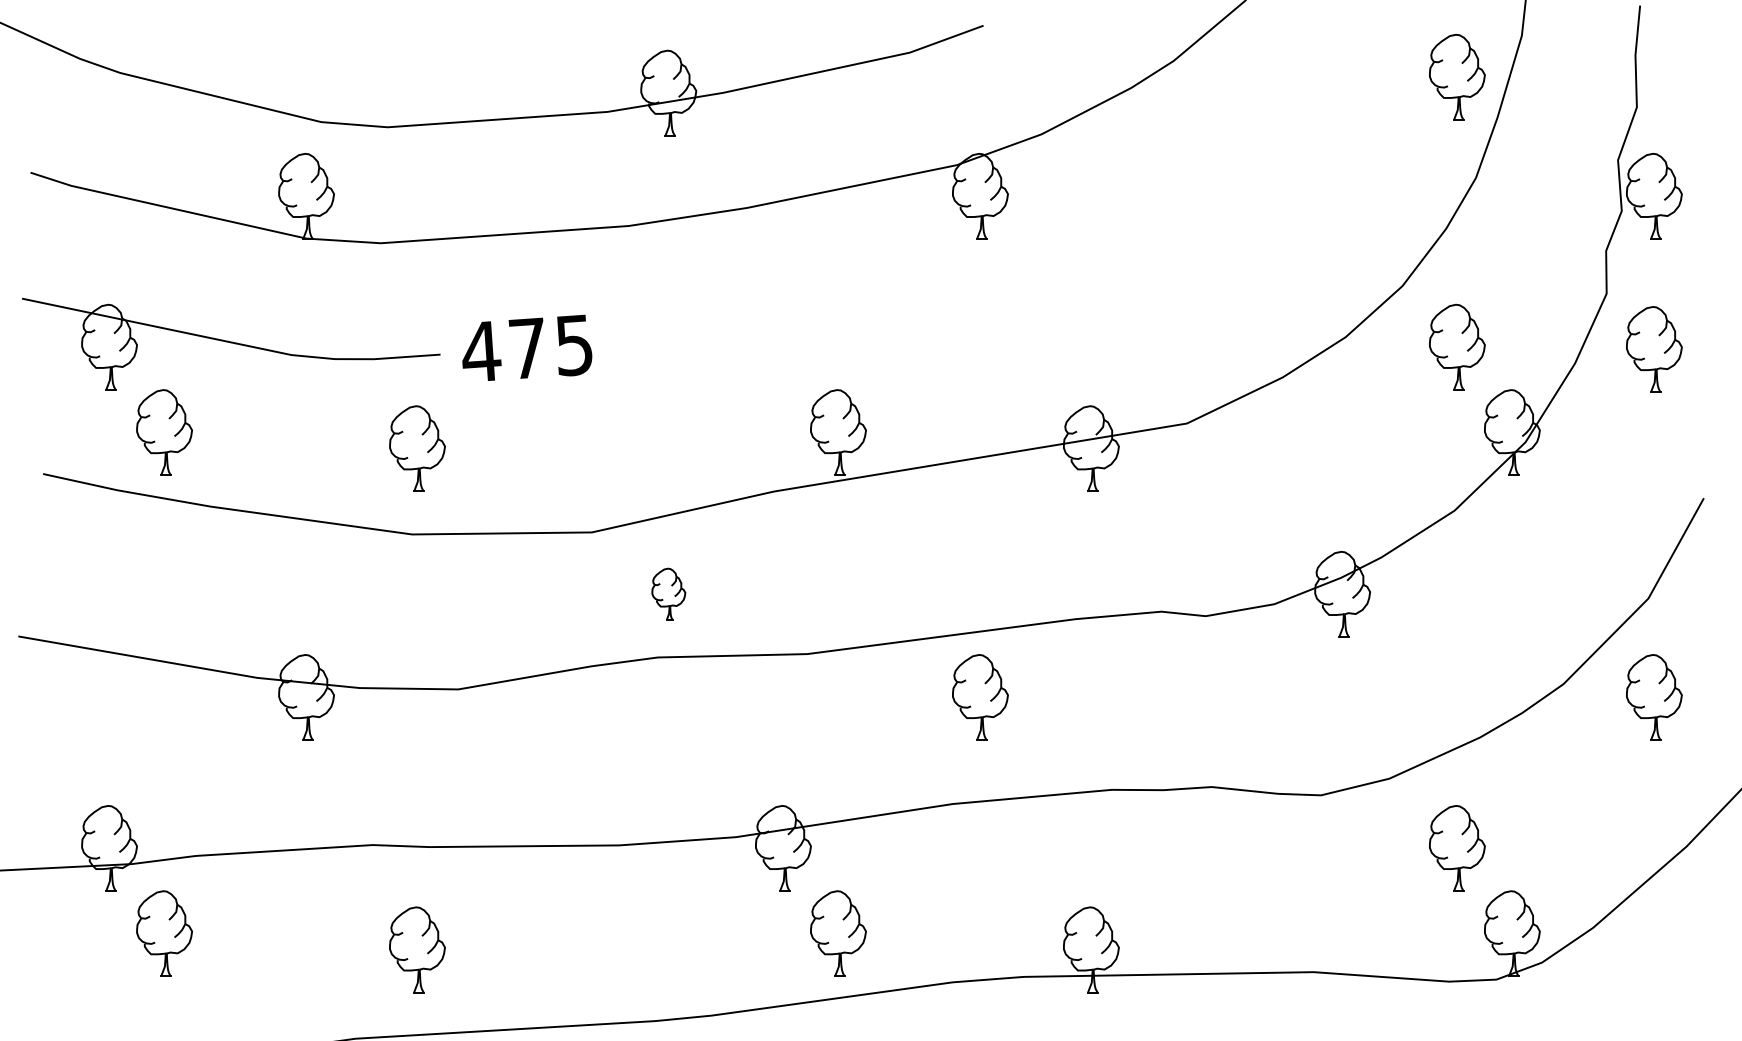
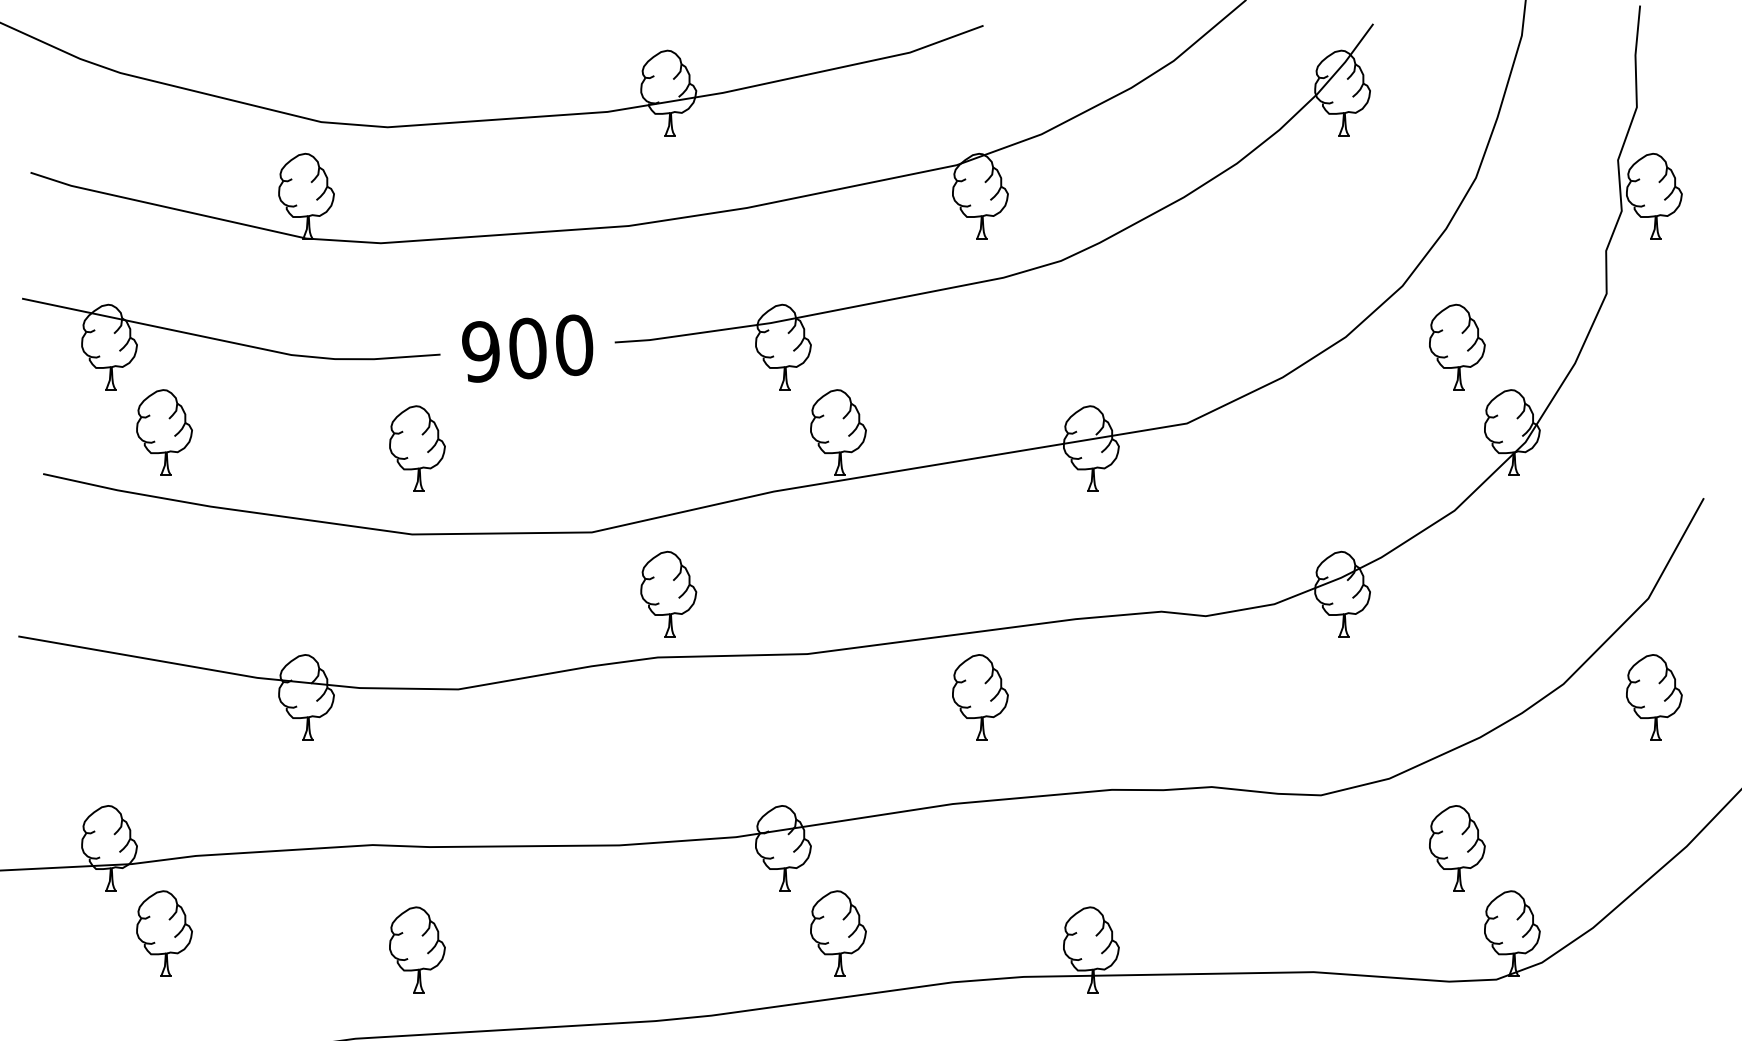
part: present -> none (1457, 76)
part: none -> present (1013, 273)
text: 475 -> 900 (527, 348)
part: present -> none (1654, 349)
part size: 36x54 px -> 58x88 px (668, 593)
